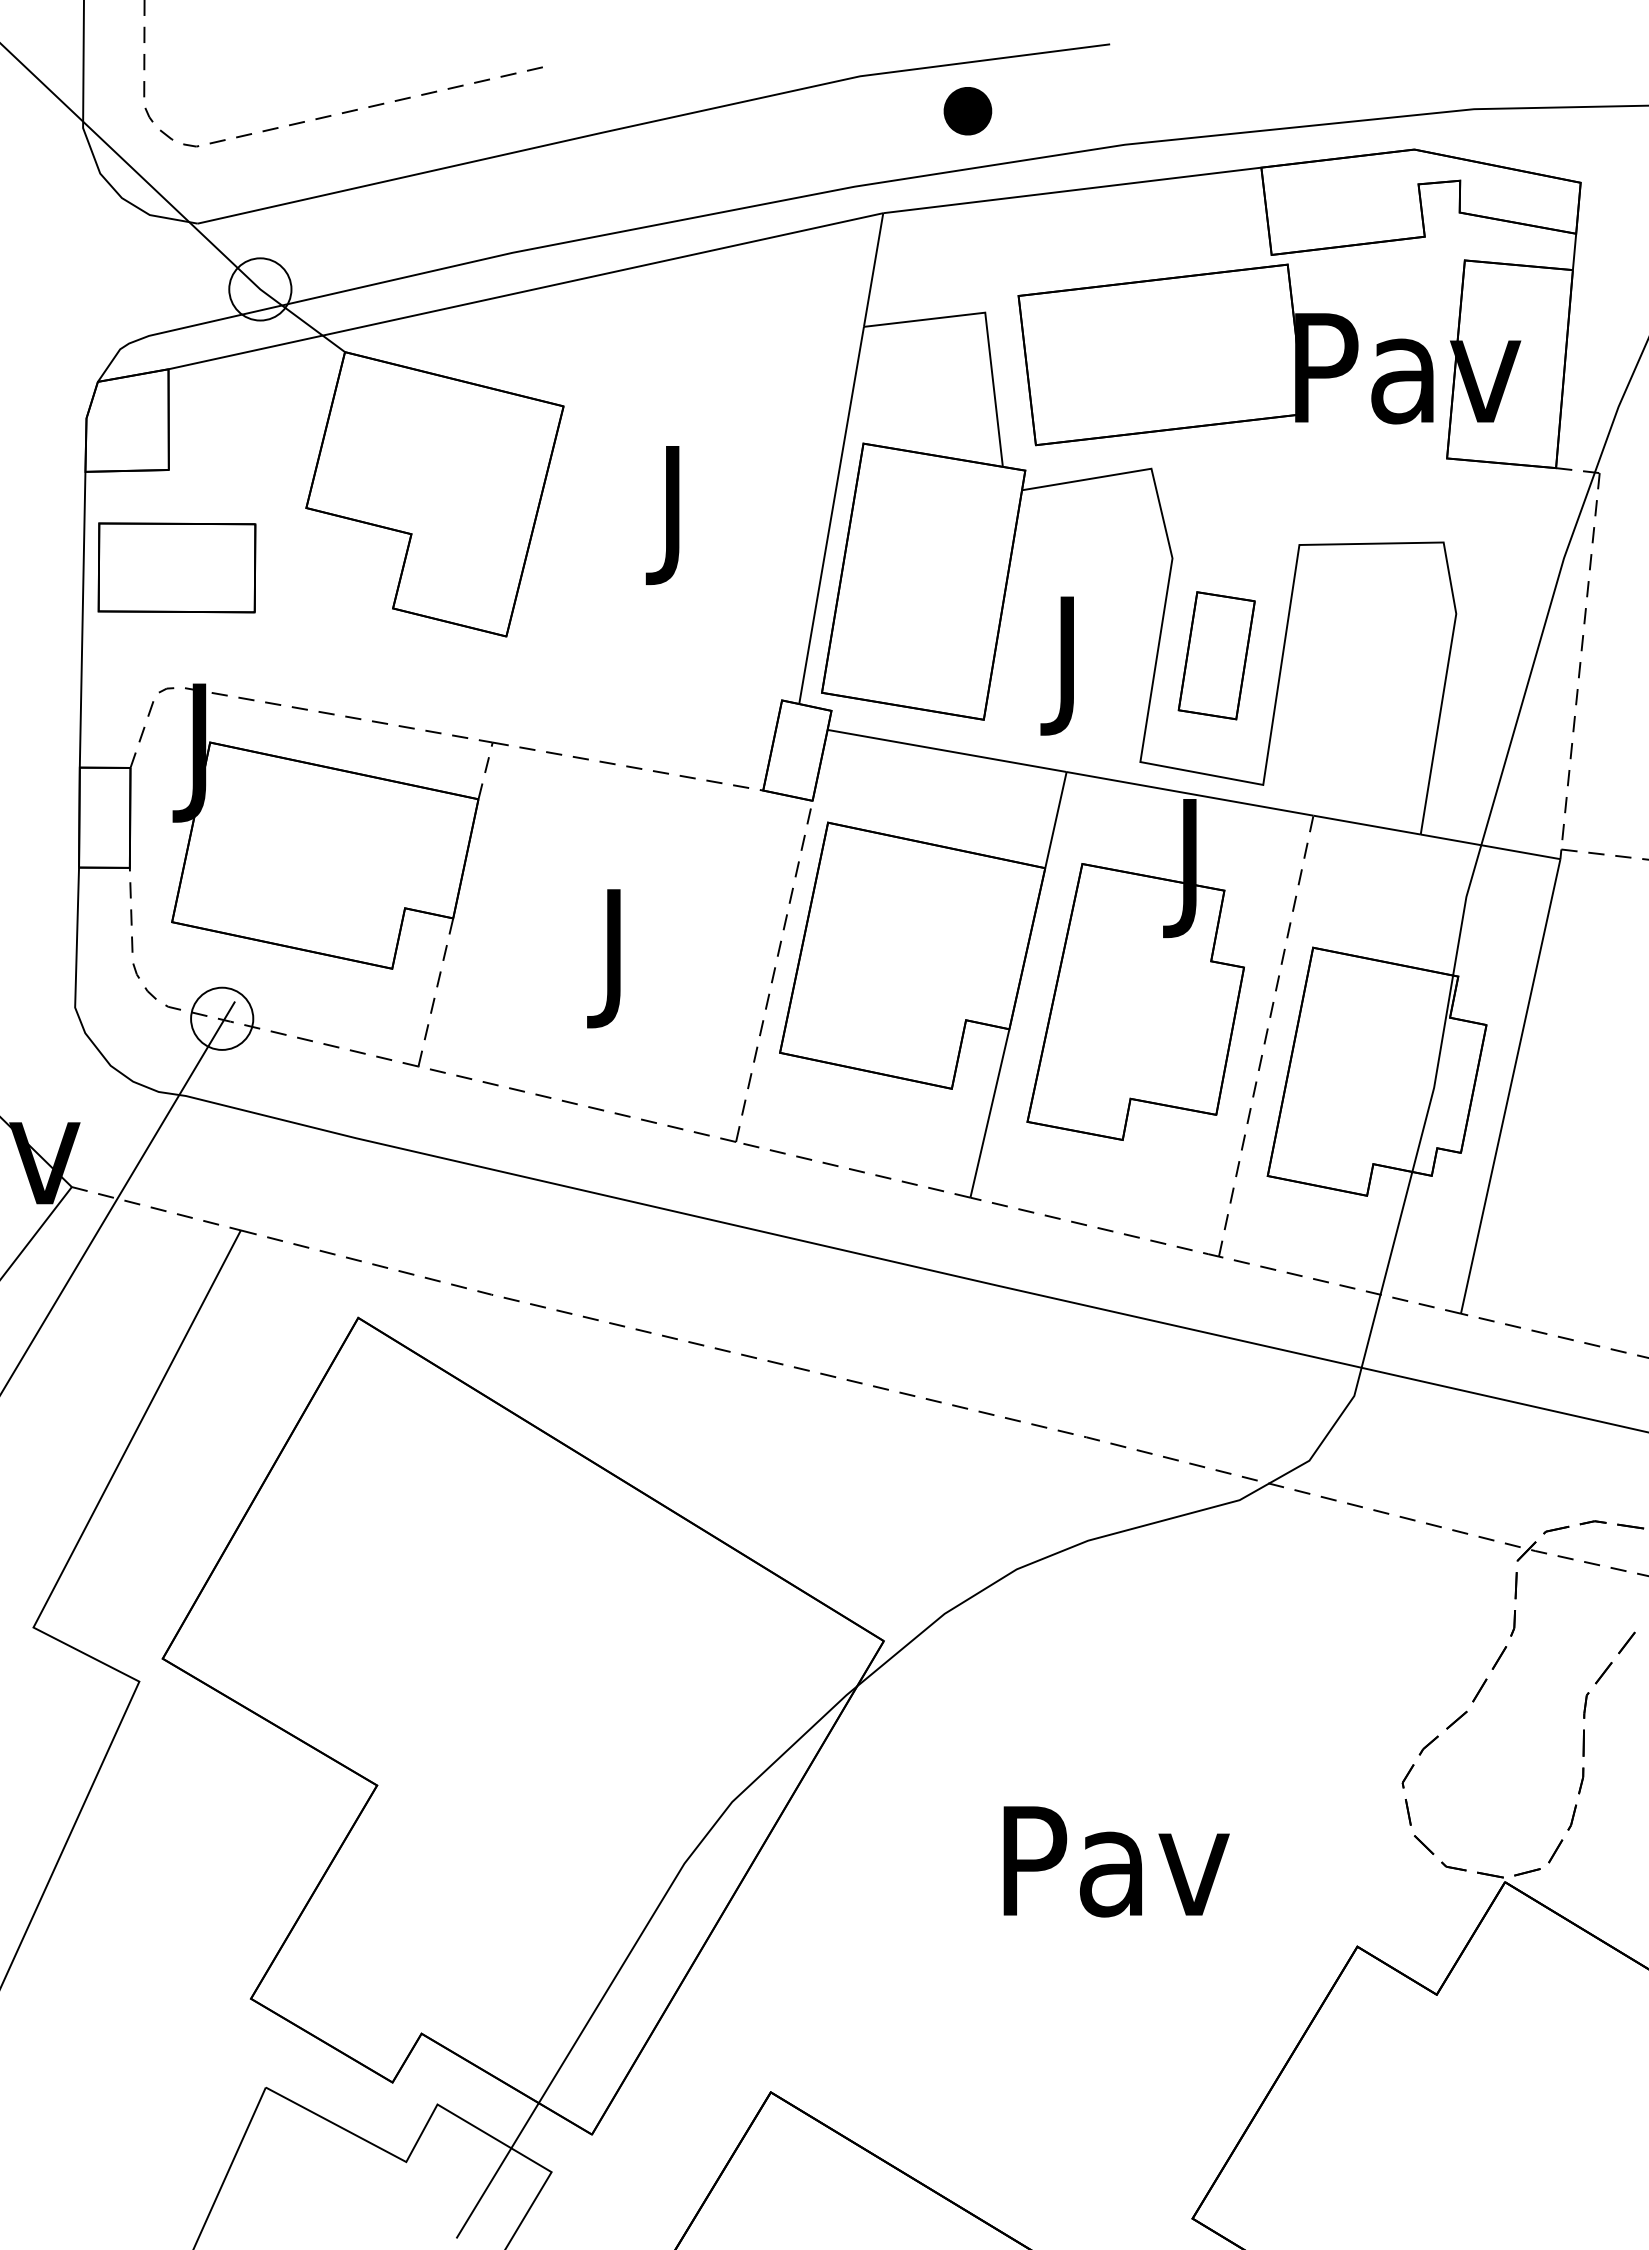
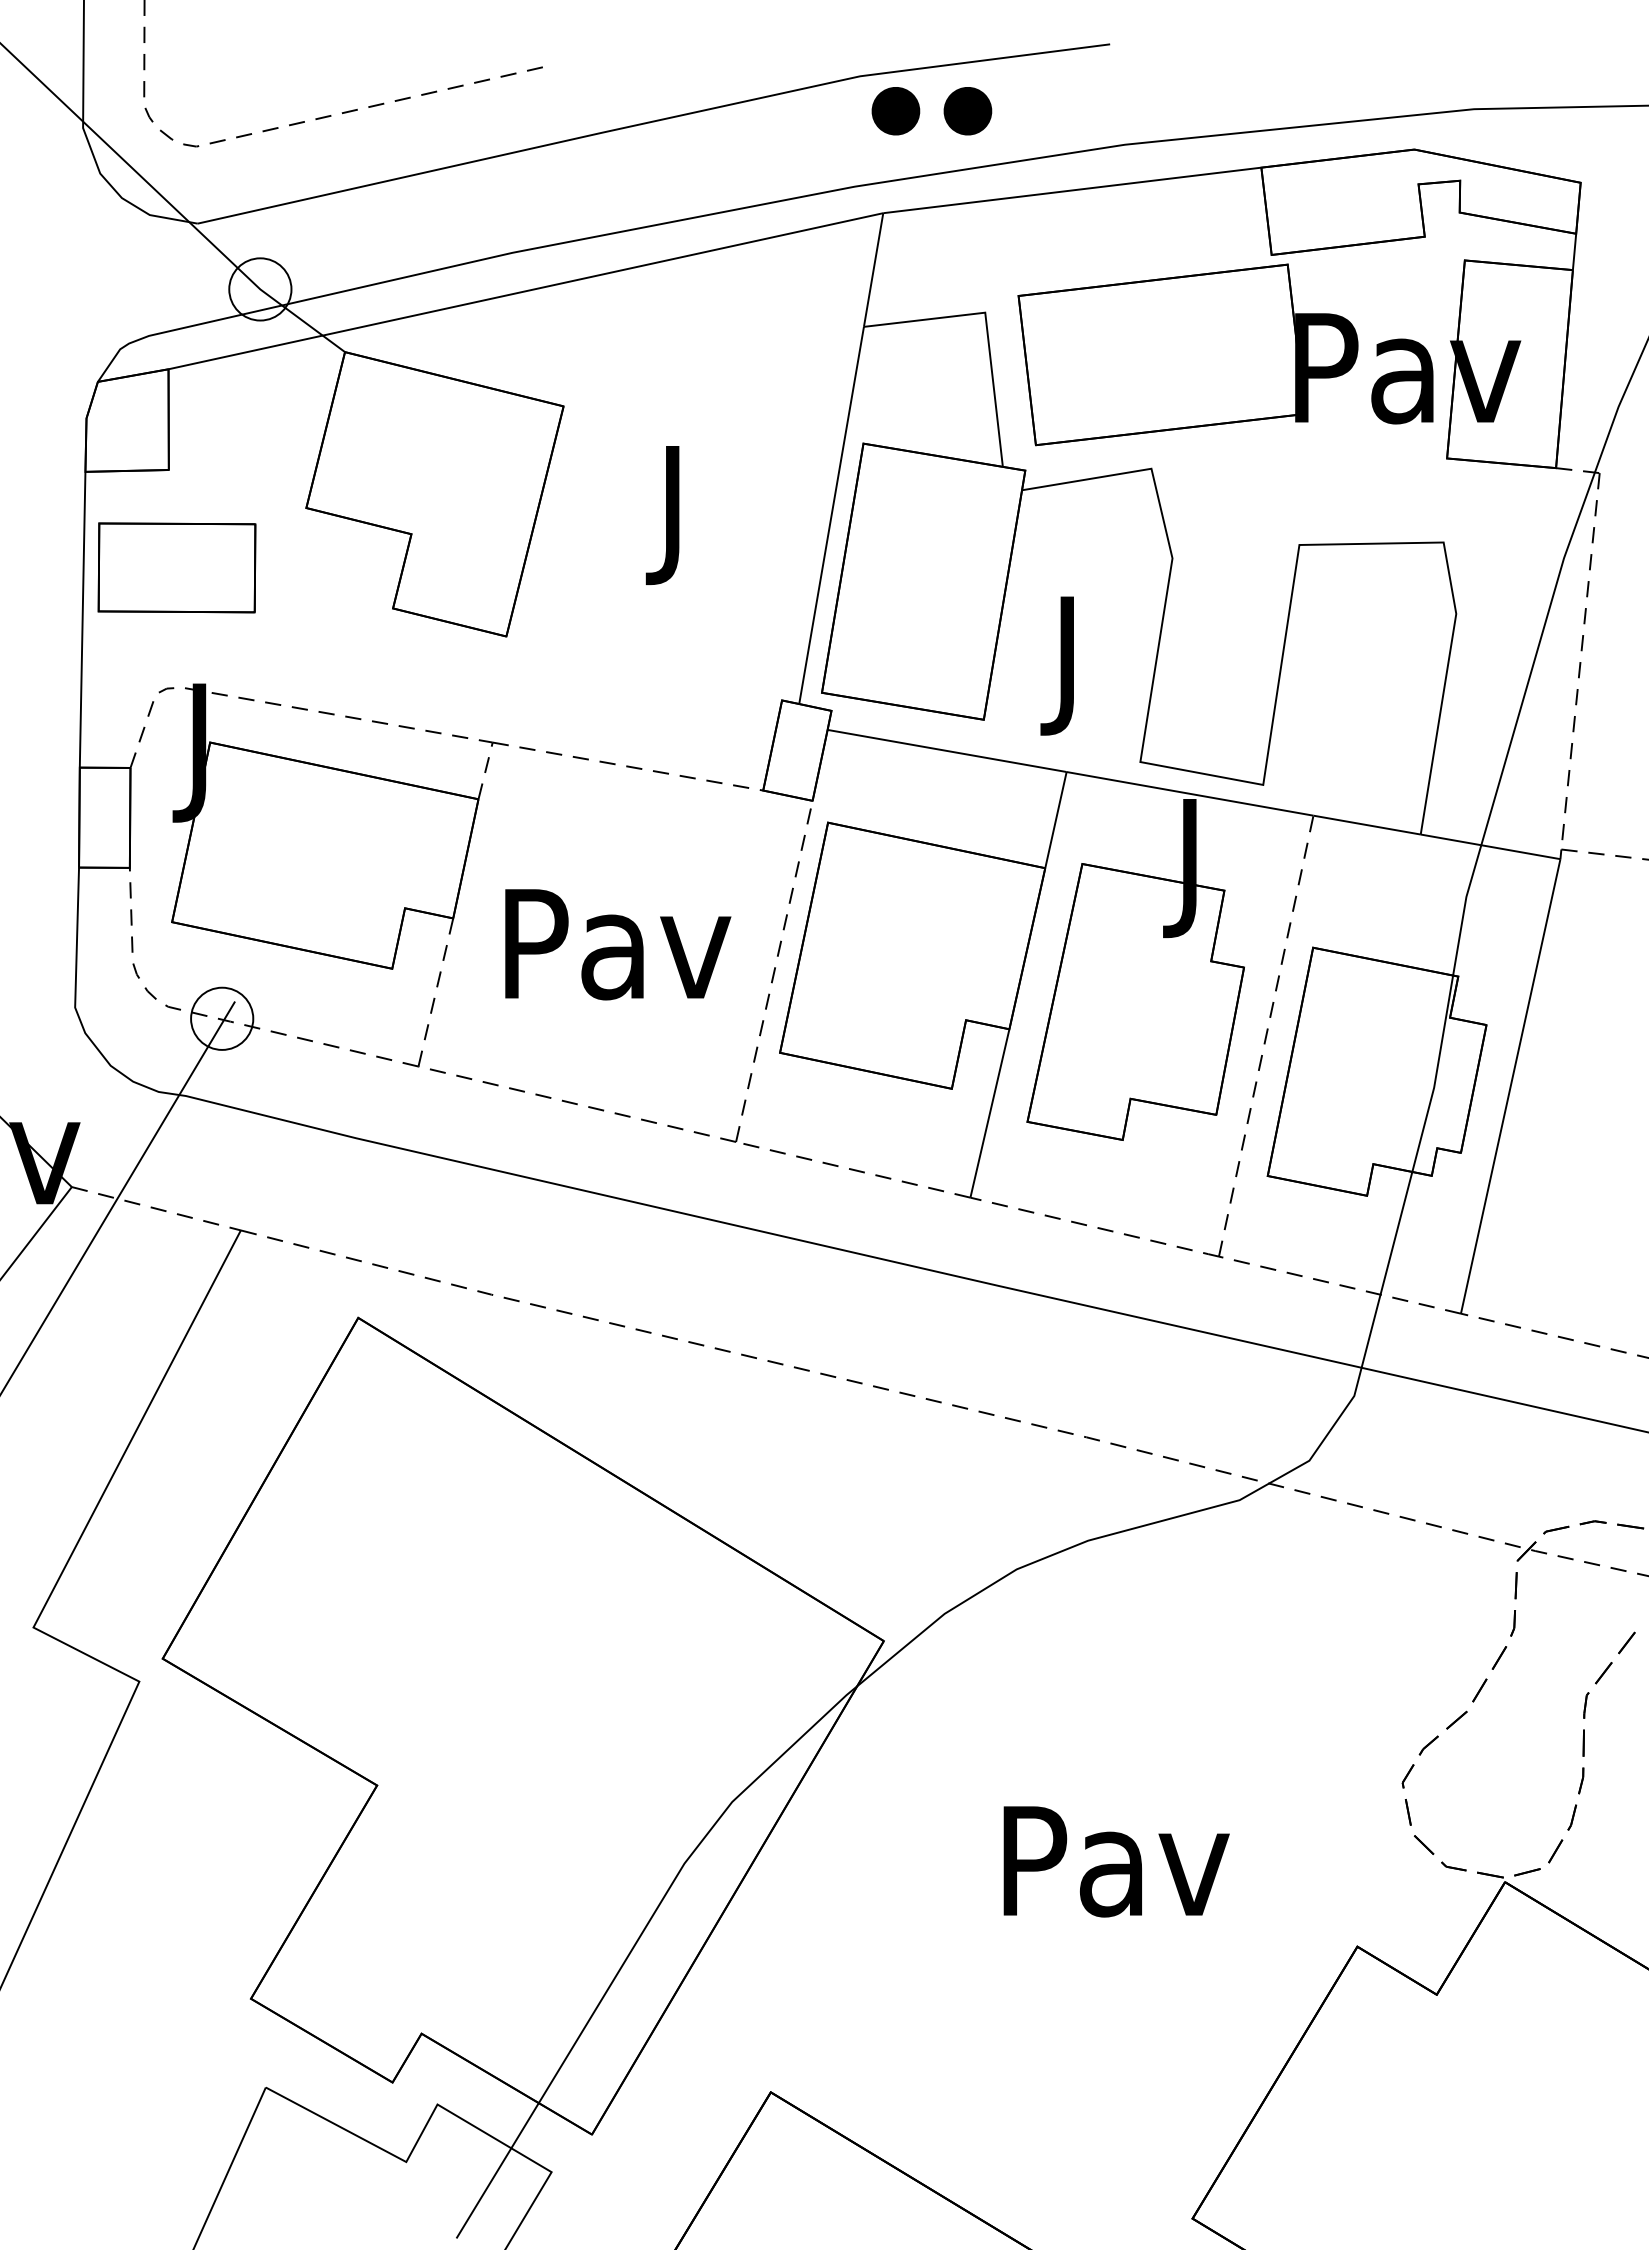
part: none -> present (895, 111)
part: present -> none (1216, 655)
text: J -> Pav (618, 958)
